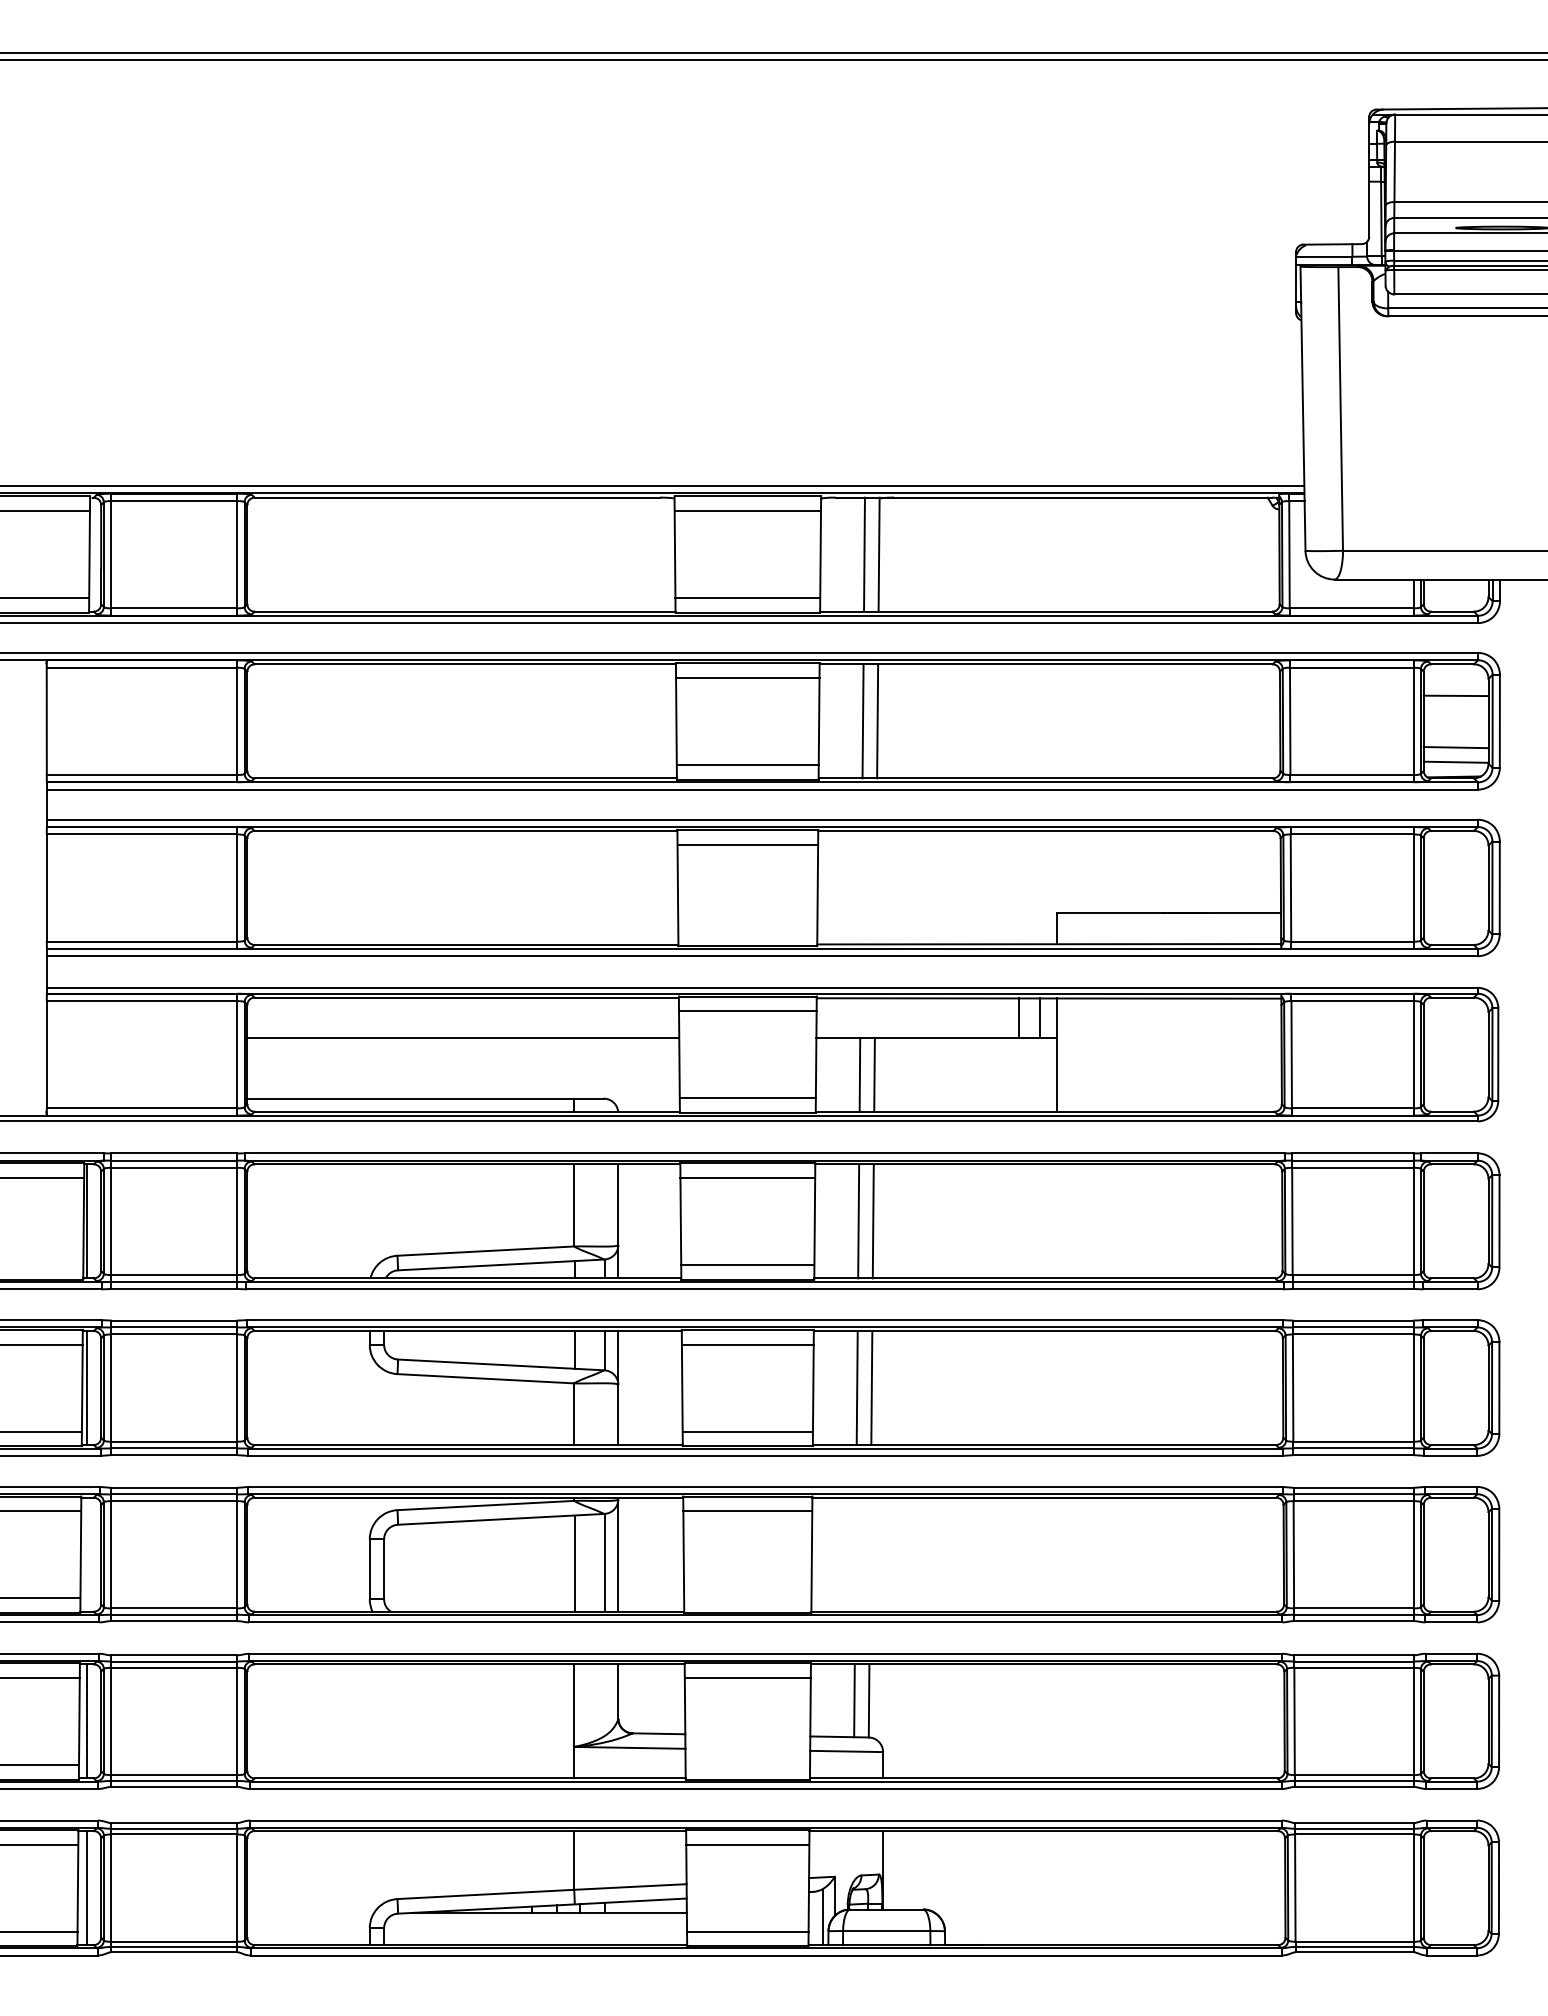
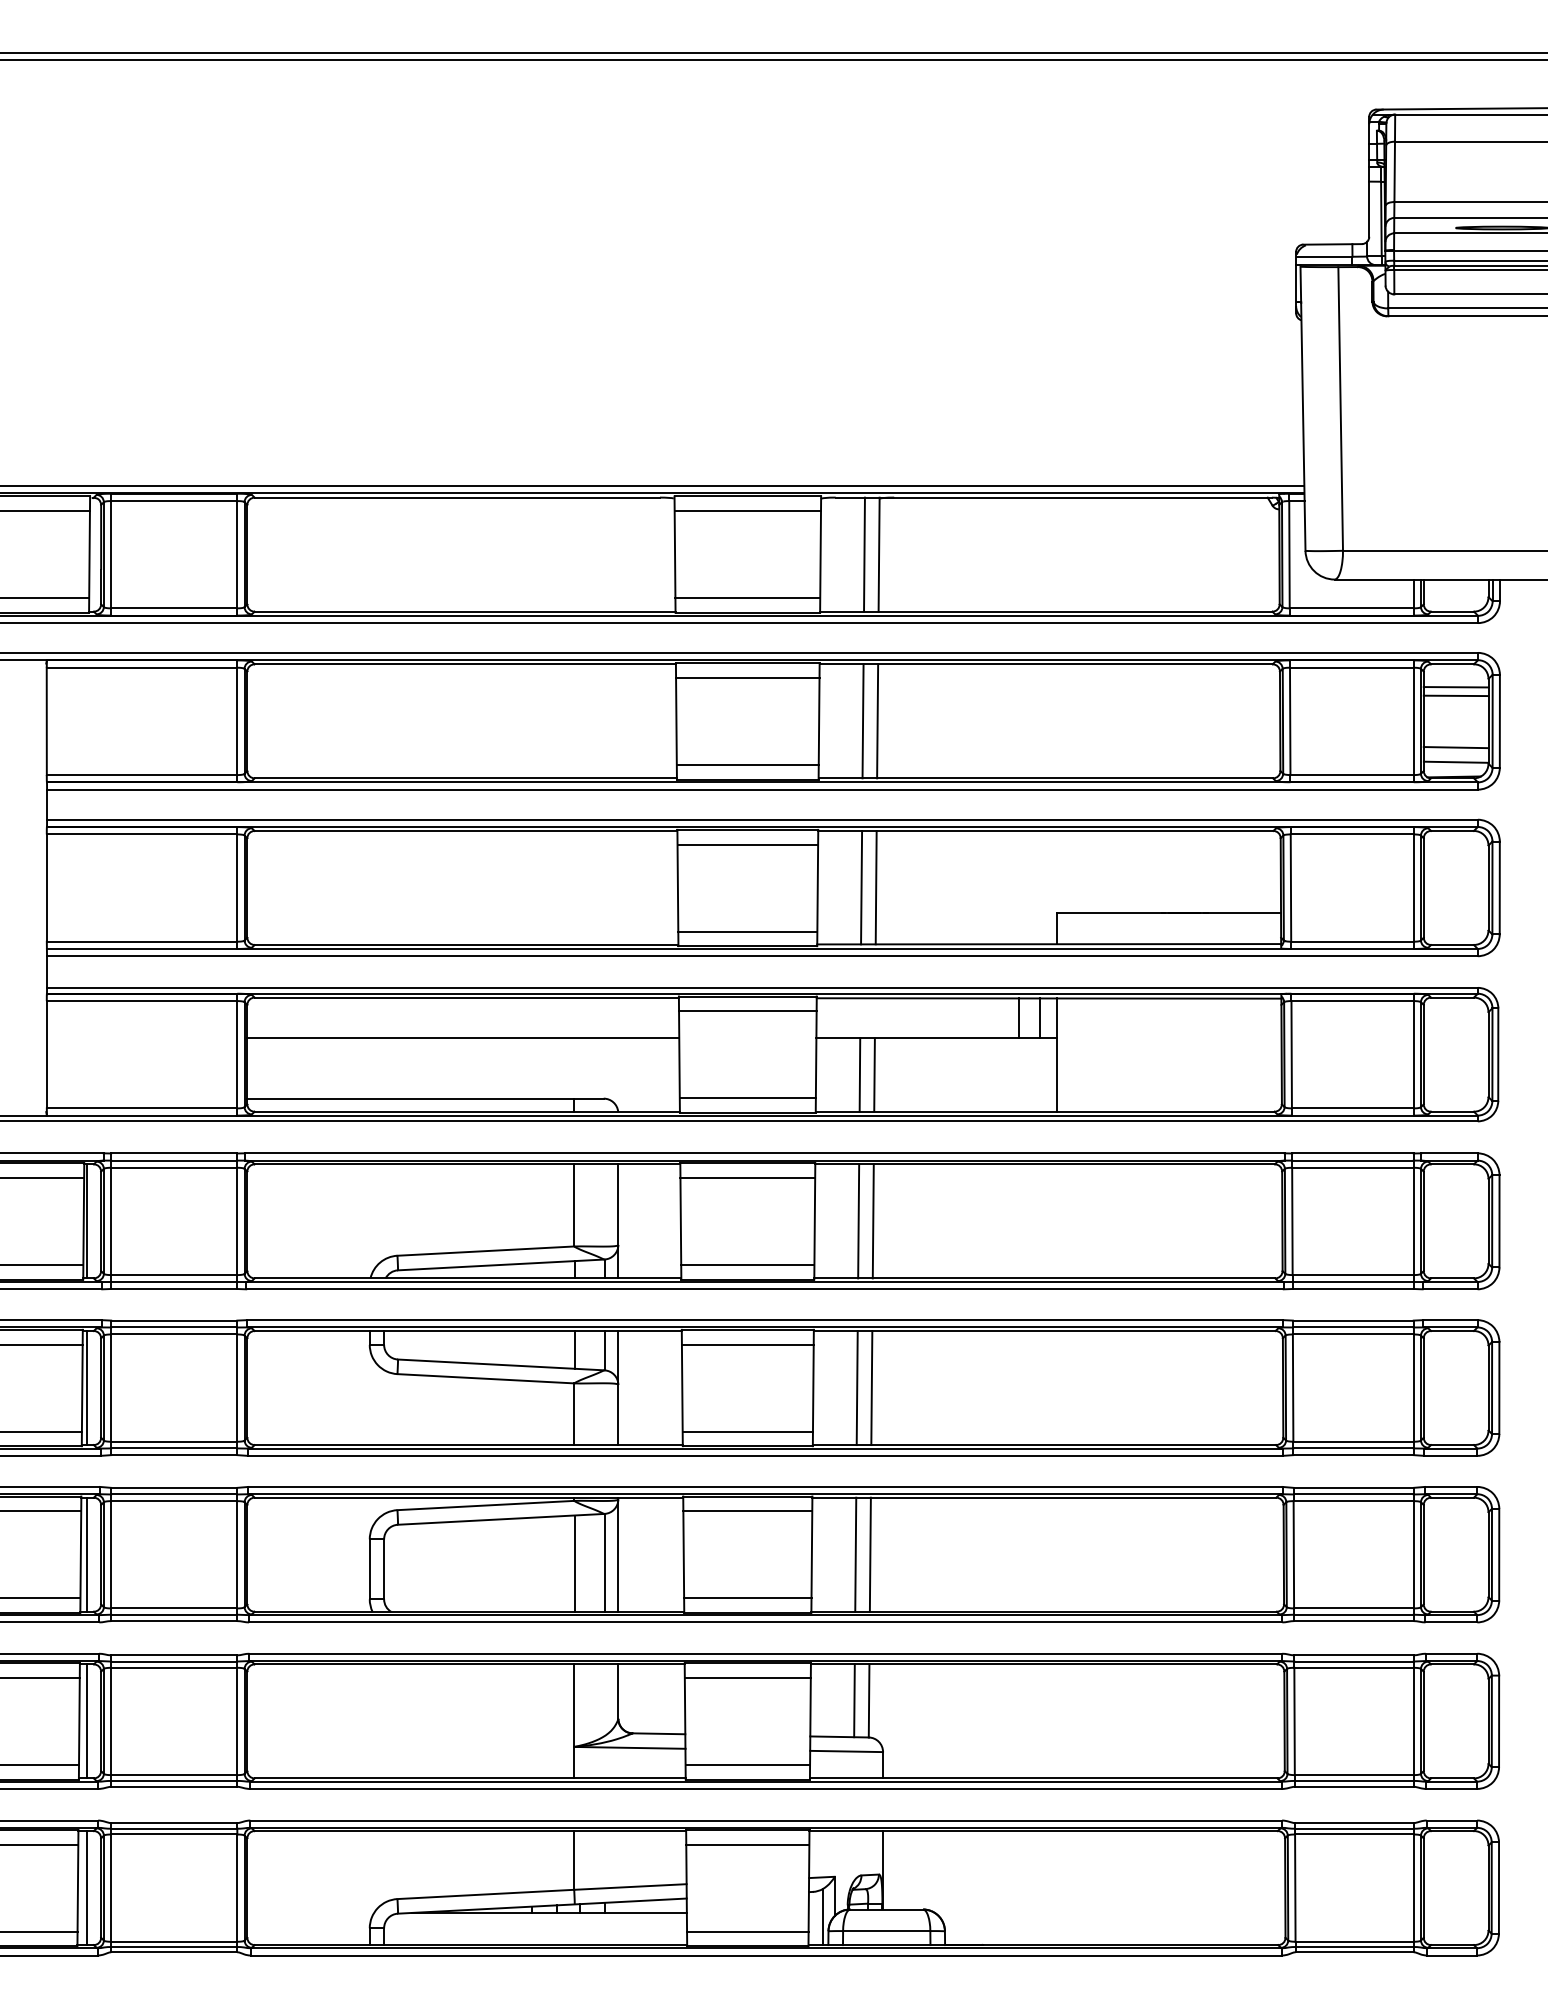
line: none -> present (1455, 687)
line: none -> present (861, 887)
line: none -> present (875, 887)
line: none -> present (747, 931)
line: none -> present (42, 1265)
line: none -> present (87, 1554)
line: none -> present (855, 1554)
line: none -> present (869, 1554)
line: none -> present (747, 1598)
line: none -> present (747, 1765)
